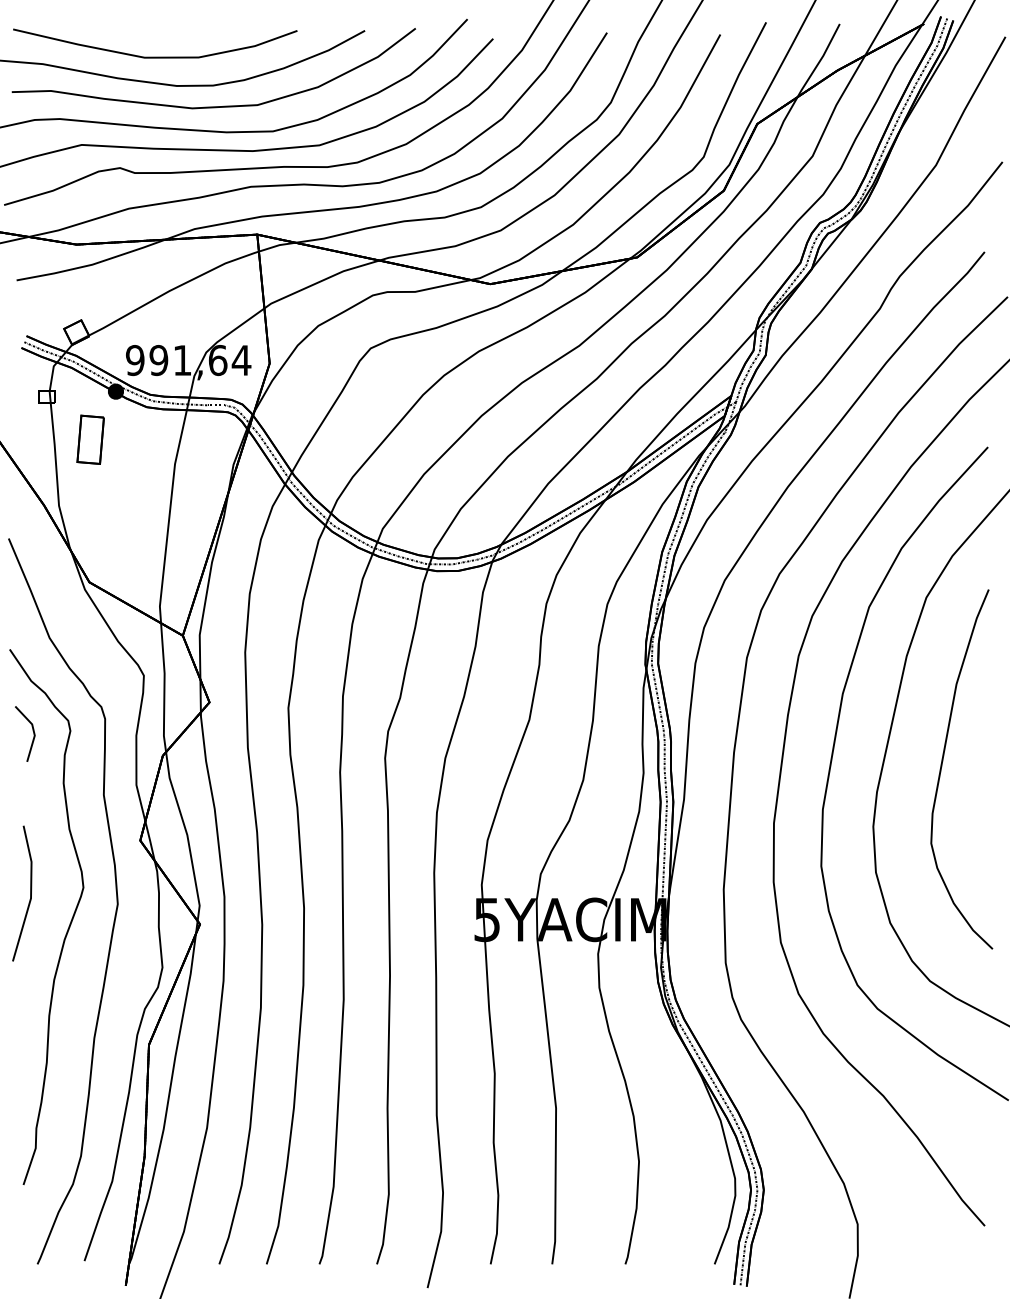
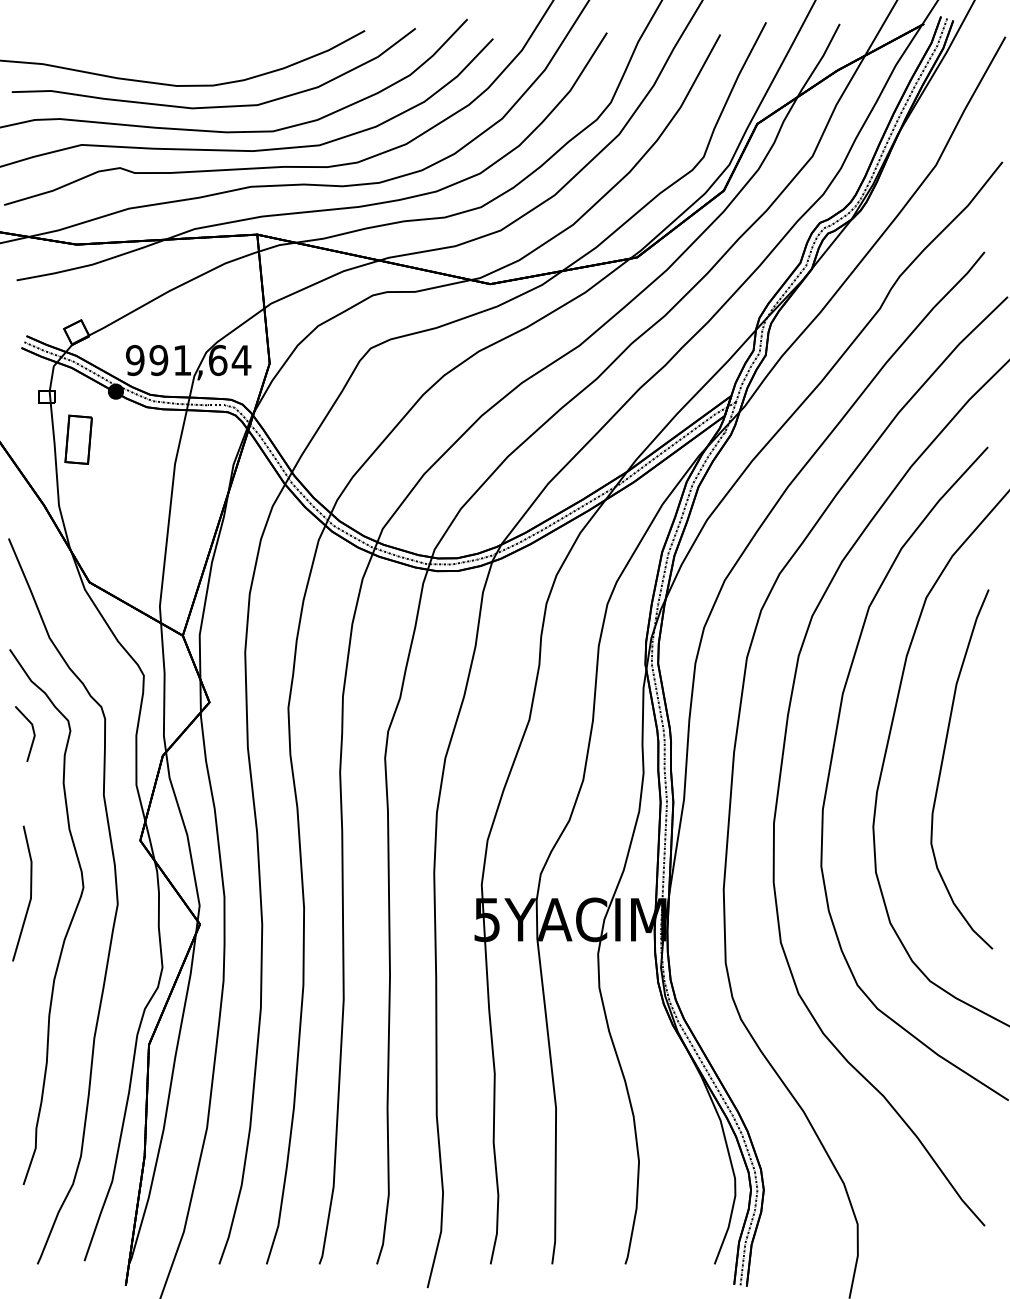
part: present -> none (155, 56)
part position: (90, 439) -> (78, 439) (78, 439)
